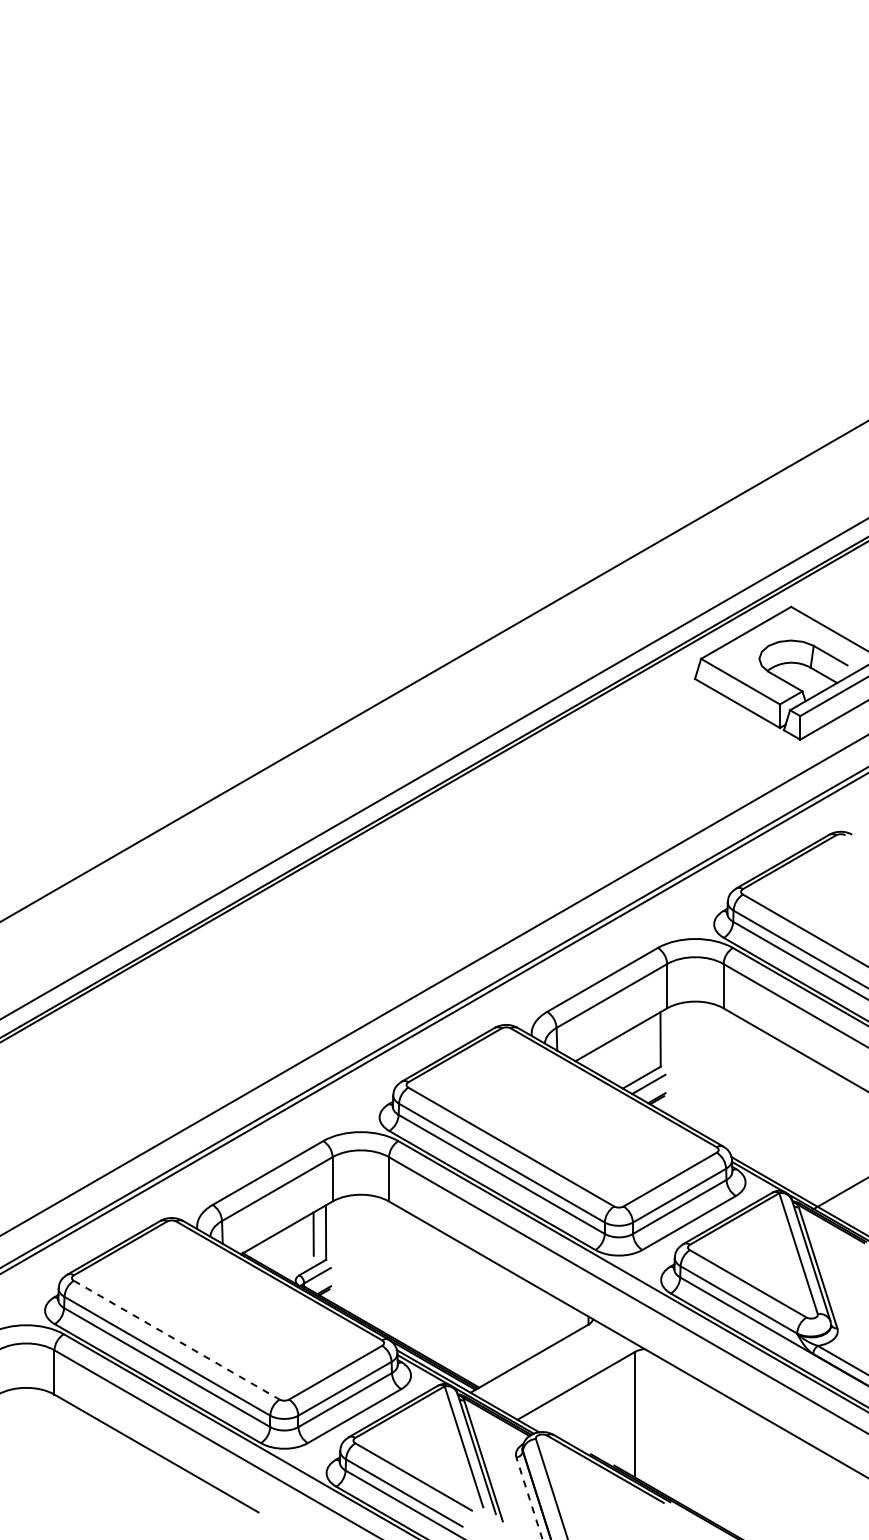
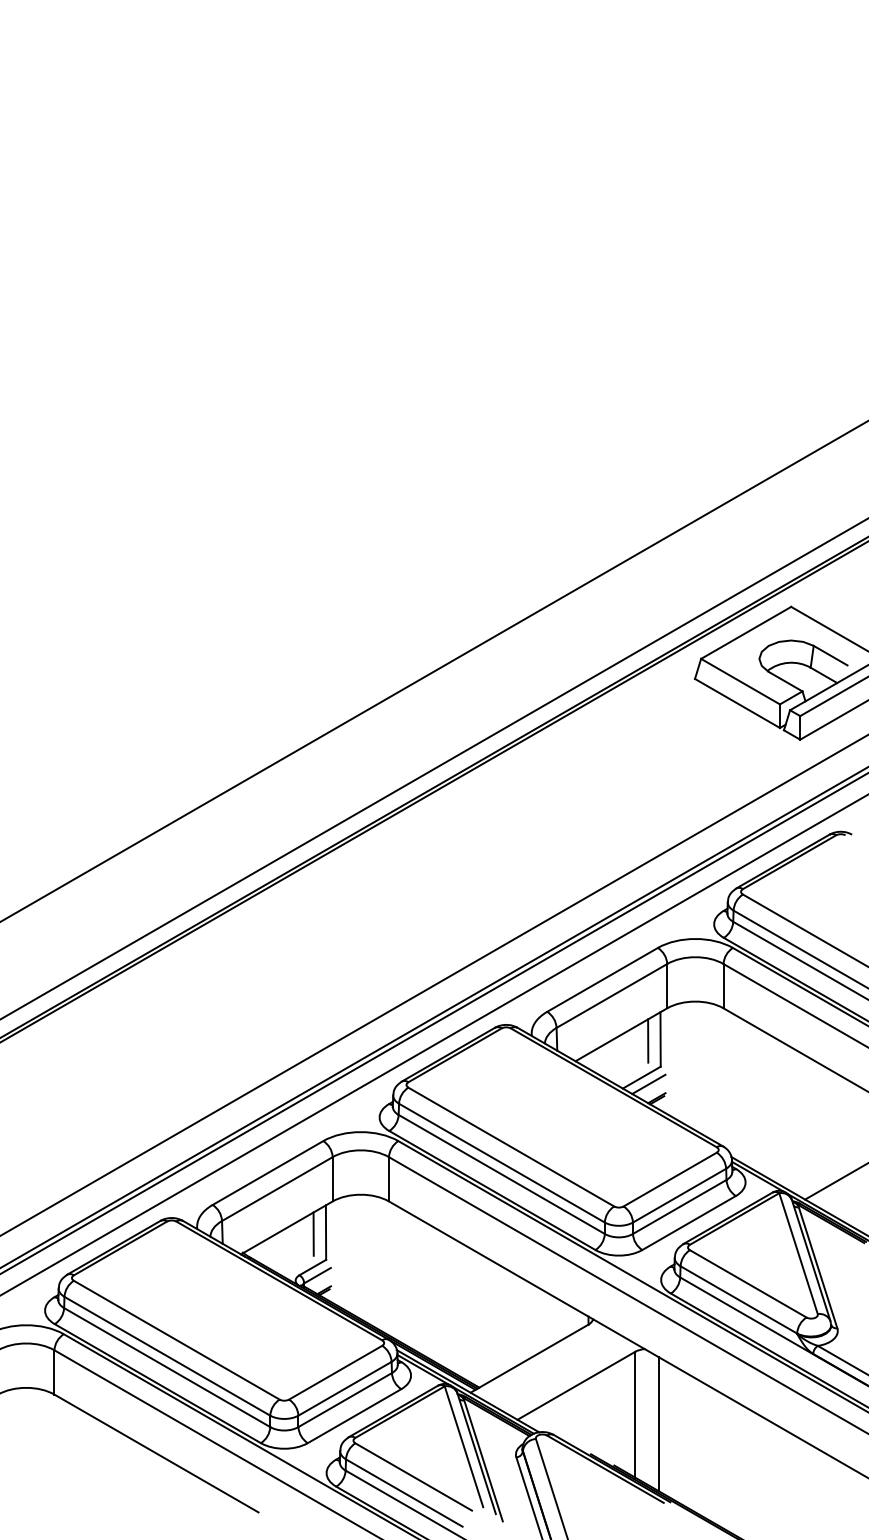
line: none -> present (648, 1040)
line: none -> present (433, 1045)
line position: (838, 1194) -> (835, 1181) (835, 1181)
line: dashed -> solid (176, 1340)
line: none -> present (658, 1424)
line: dashed -> solid (529, 1498)
